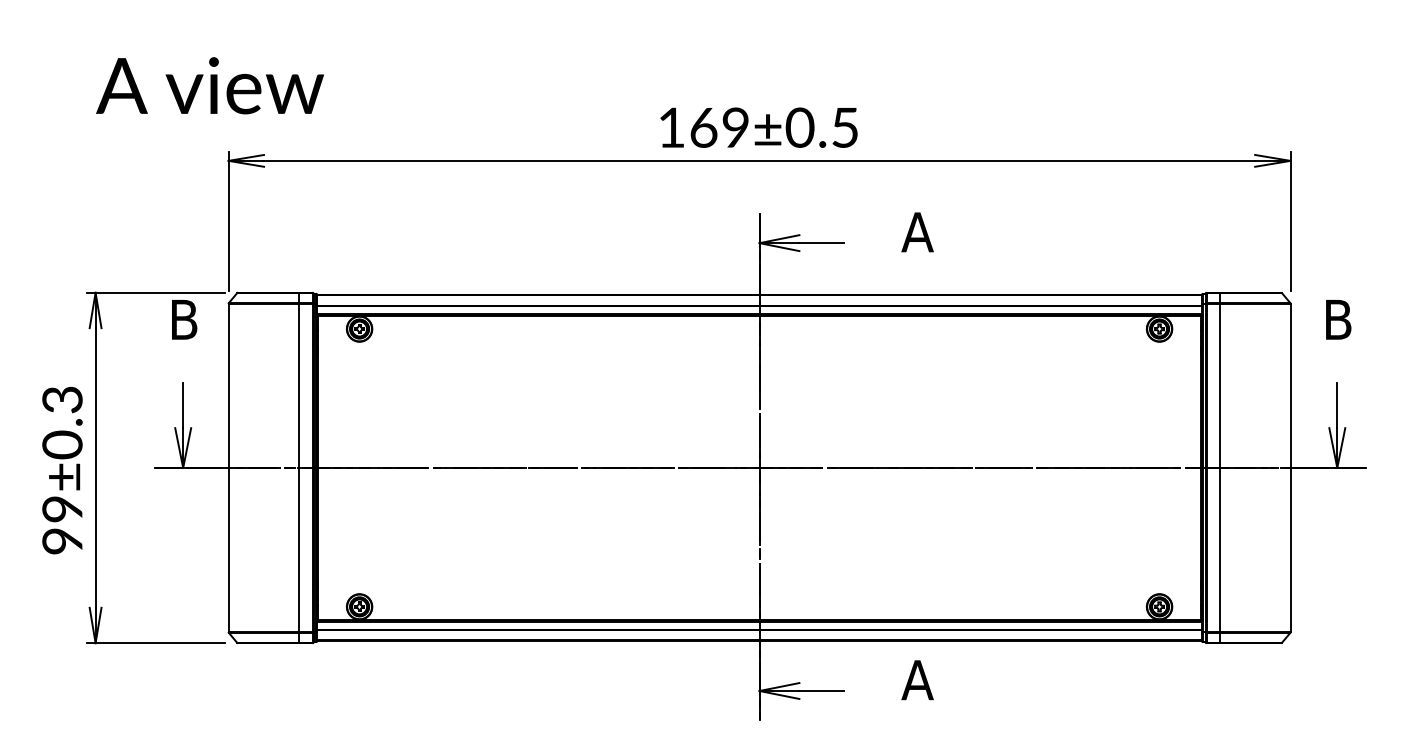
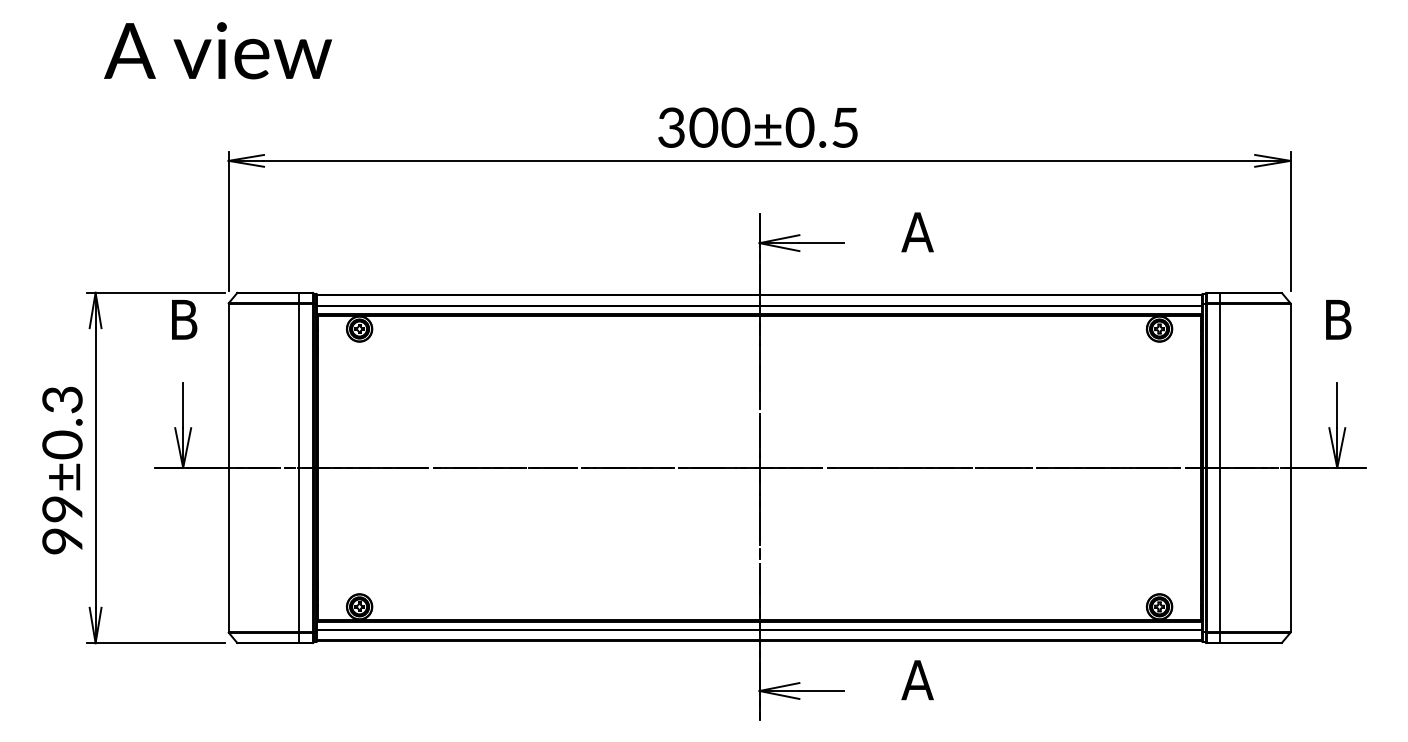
text position: (209, 85) -> (217, 50) (217, 50)
text: 169±0.5 -> 300±0.5 (704, 127)
